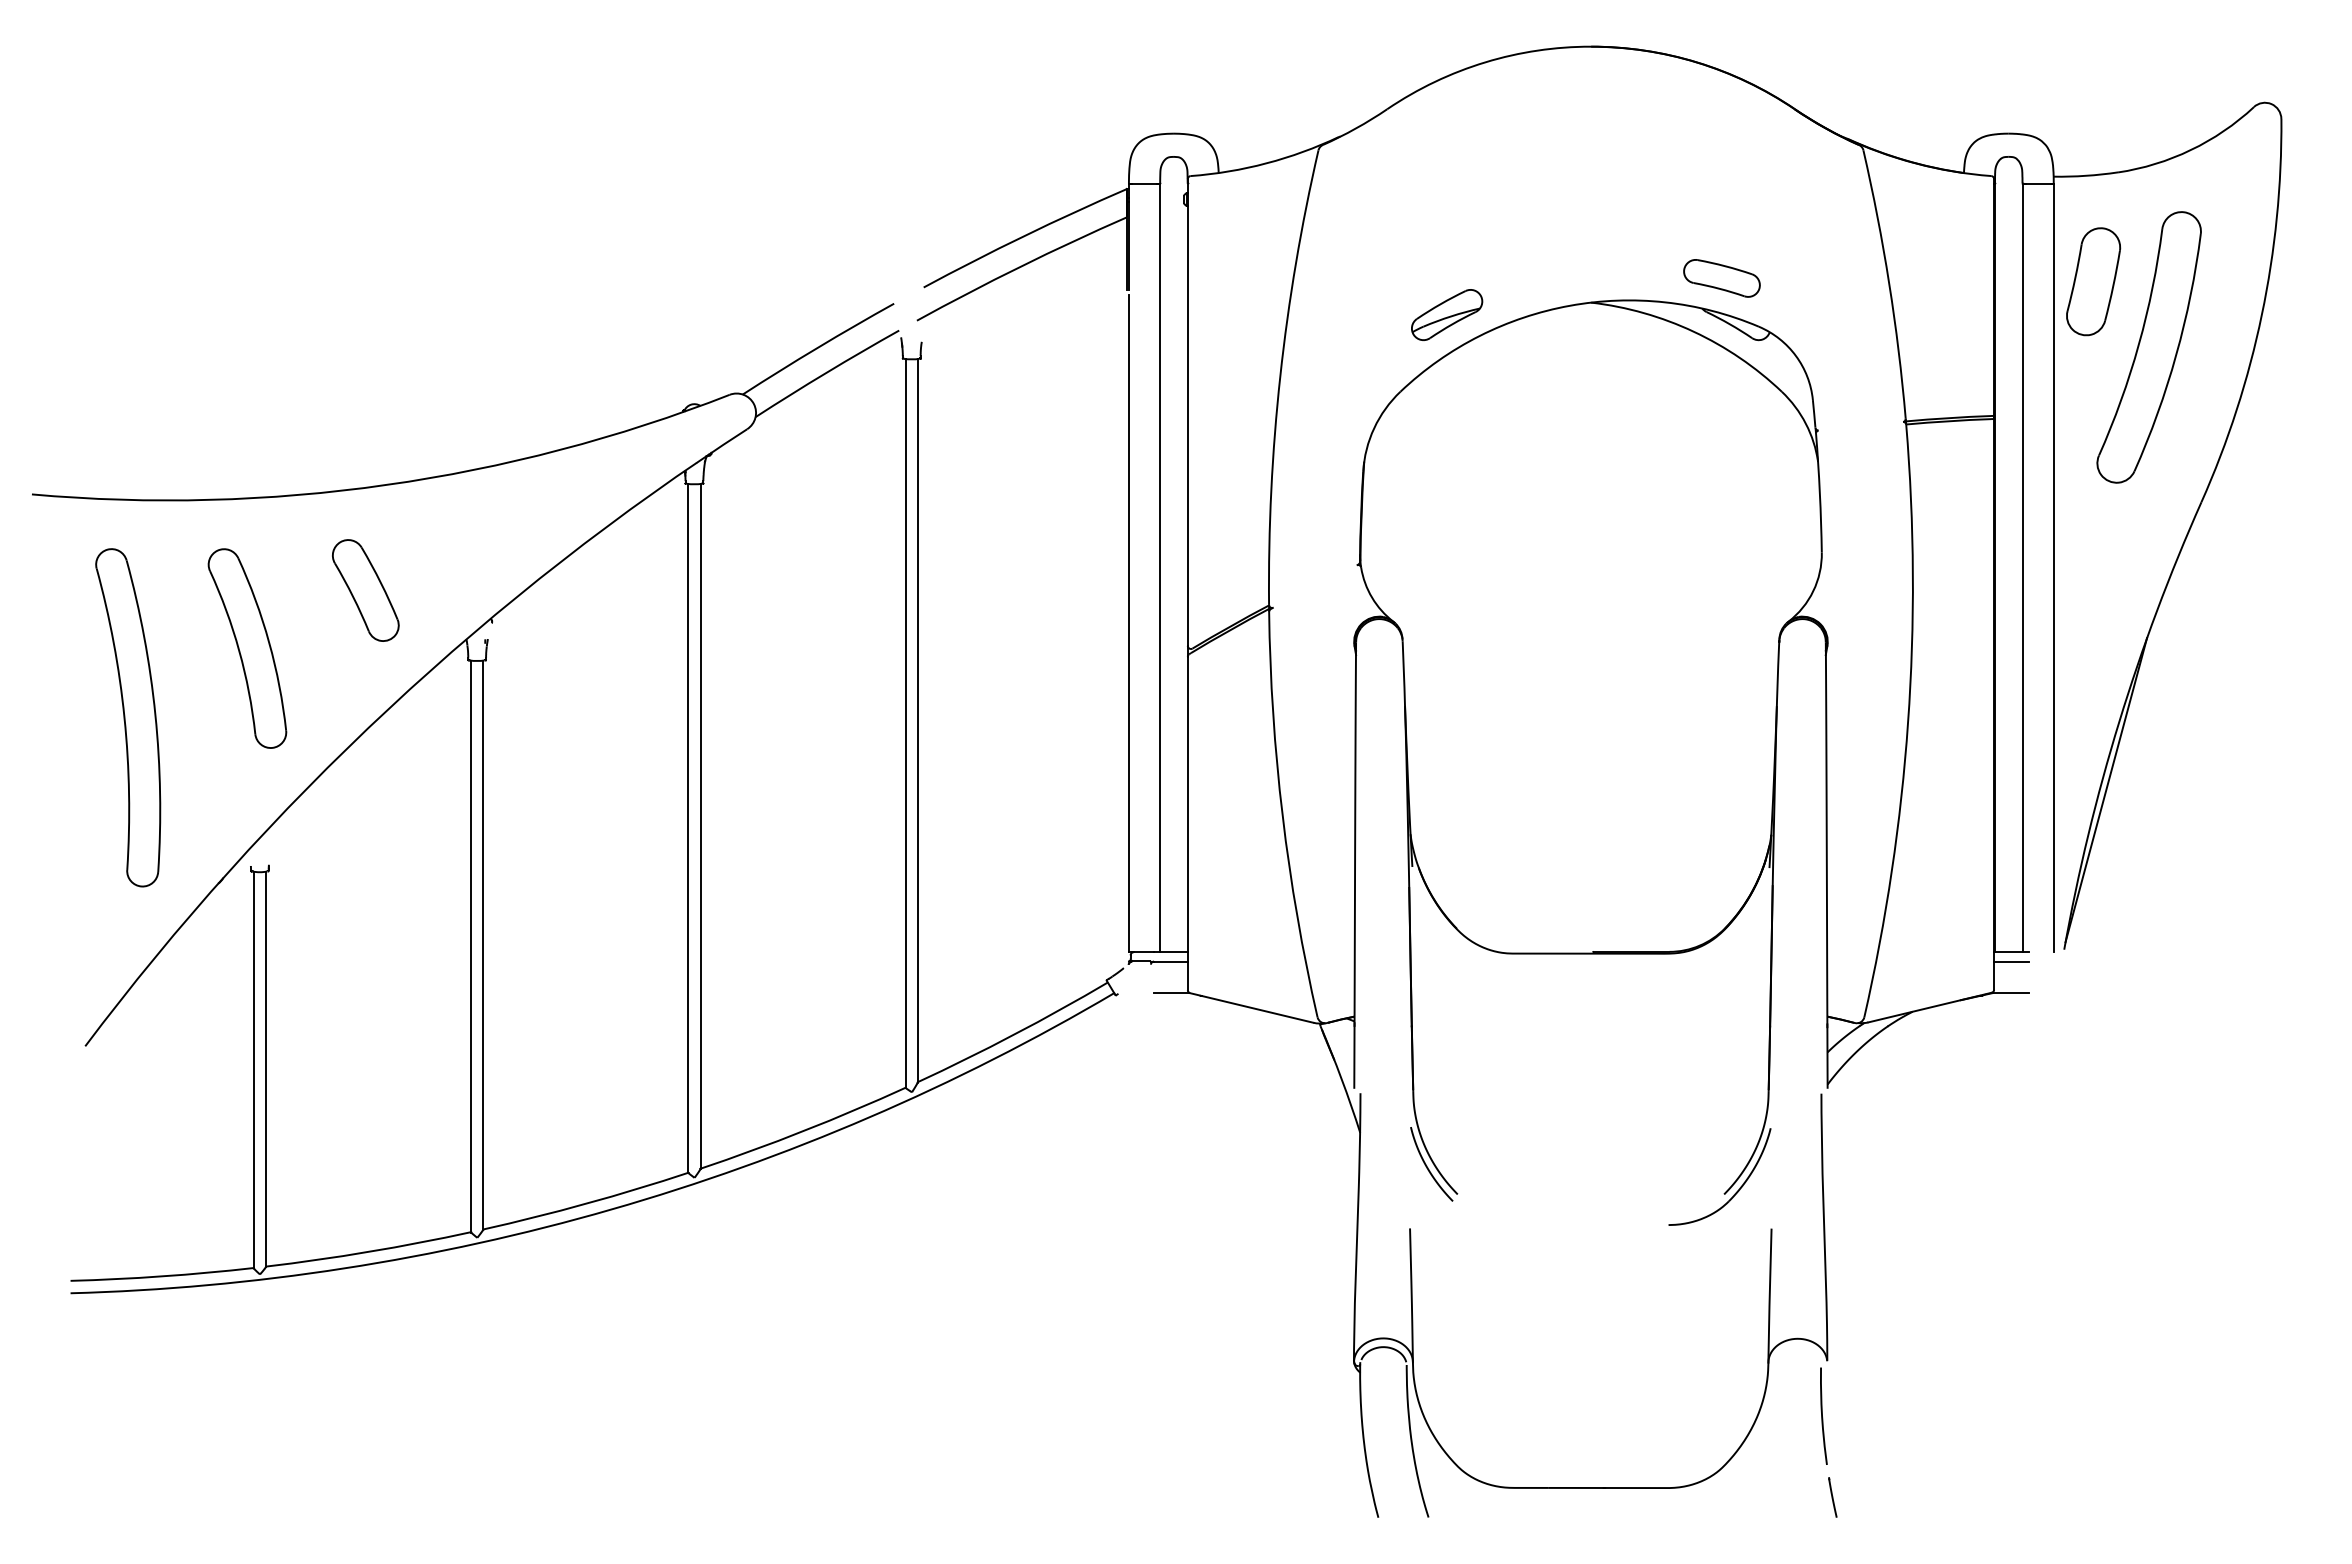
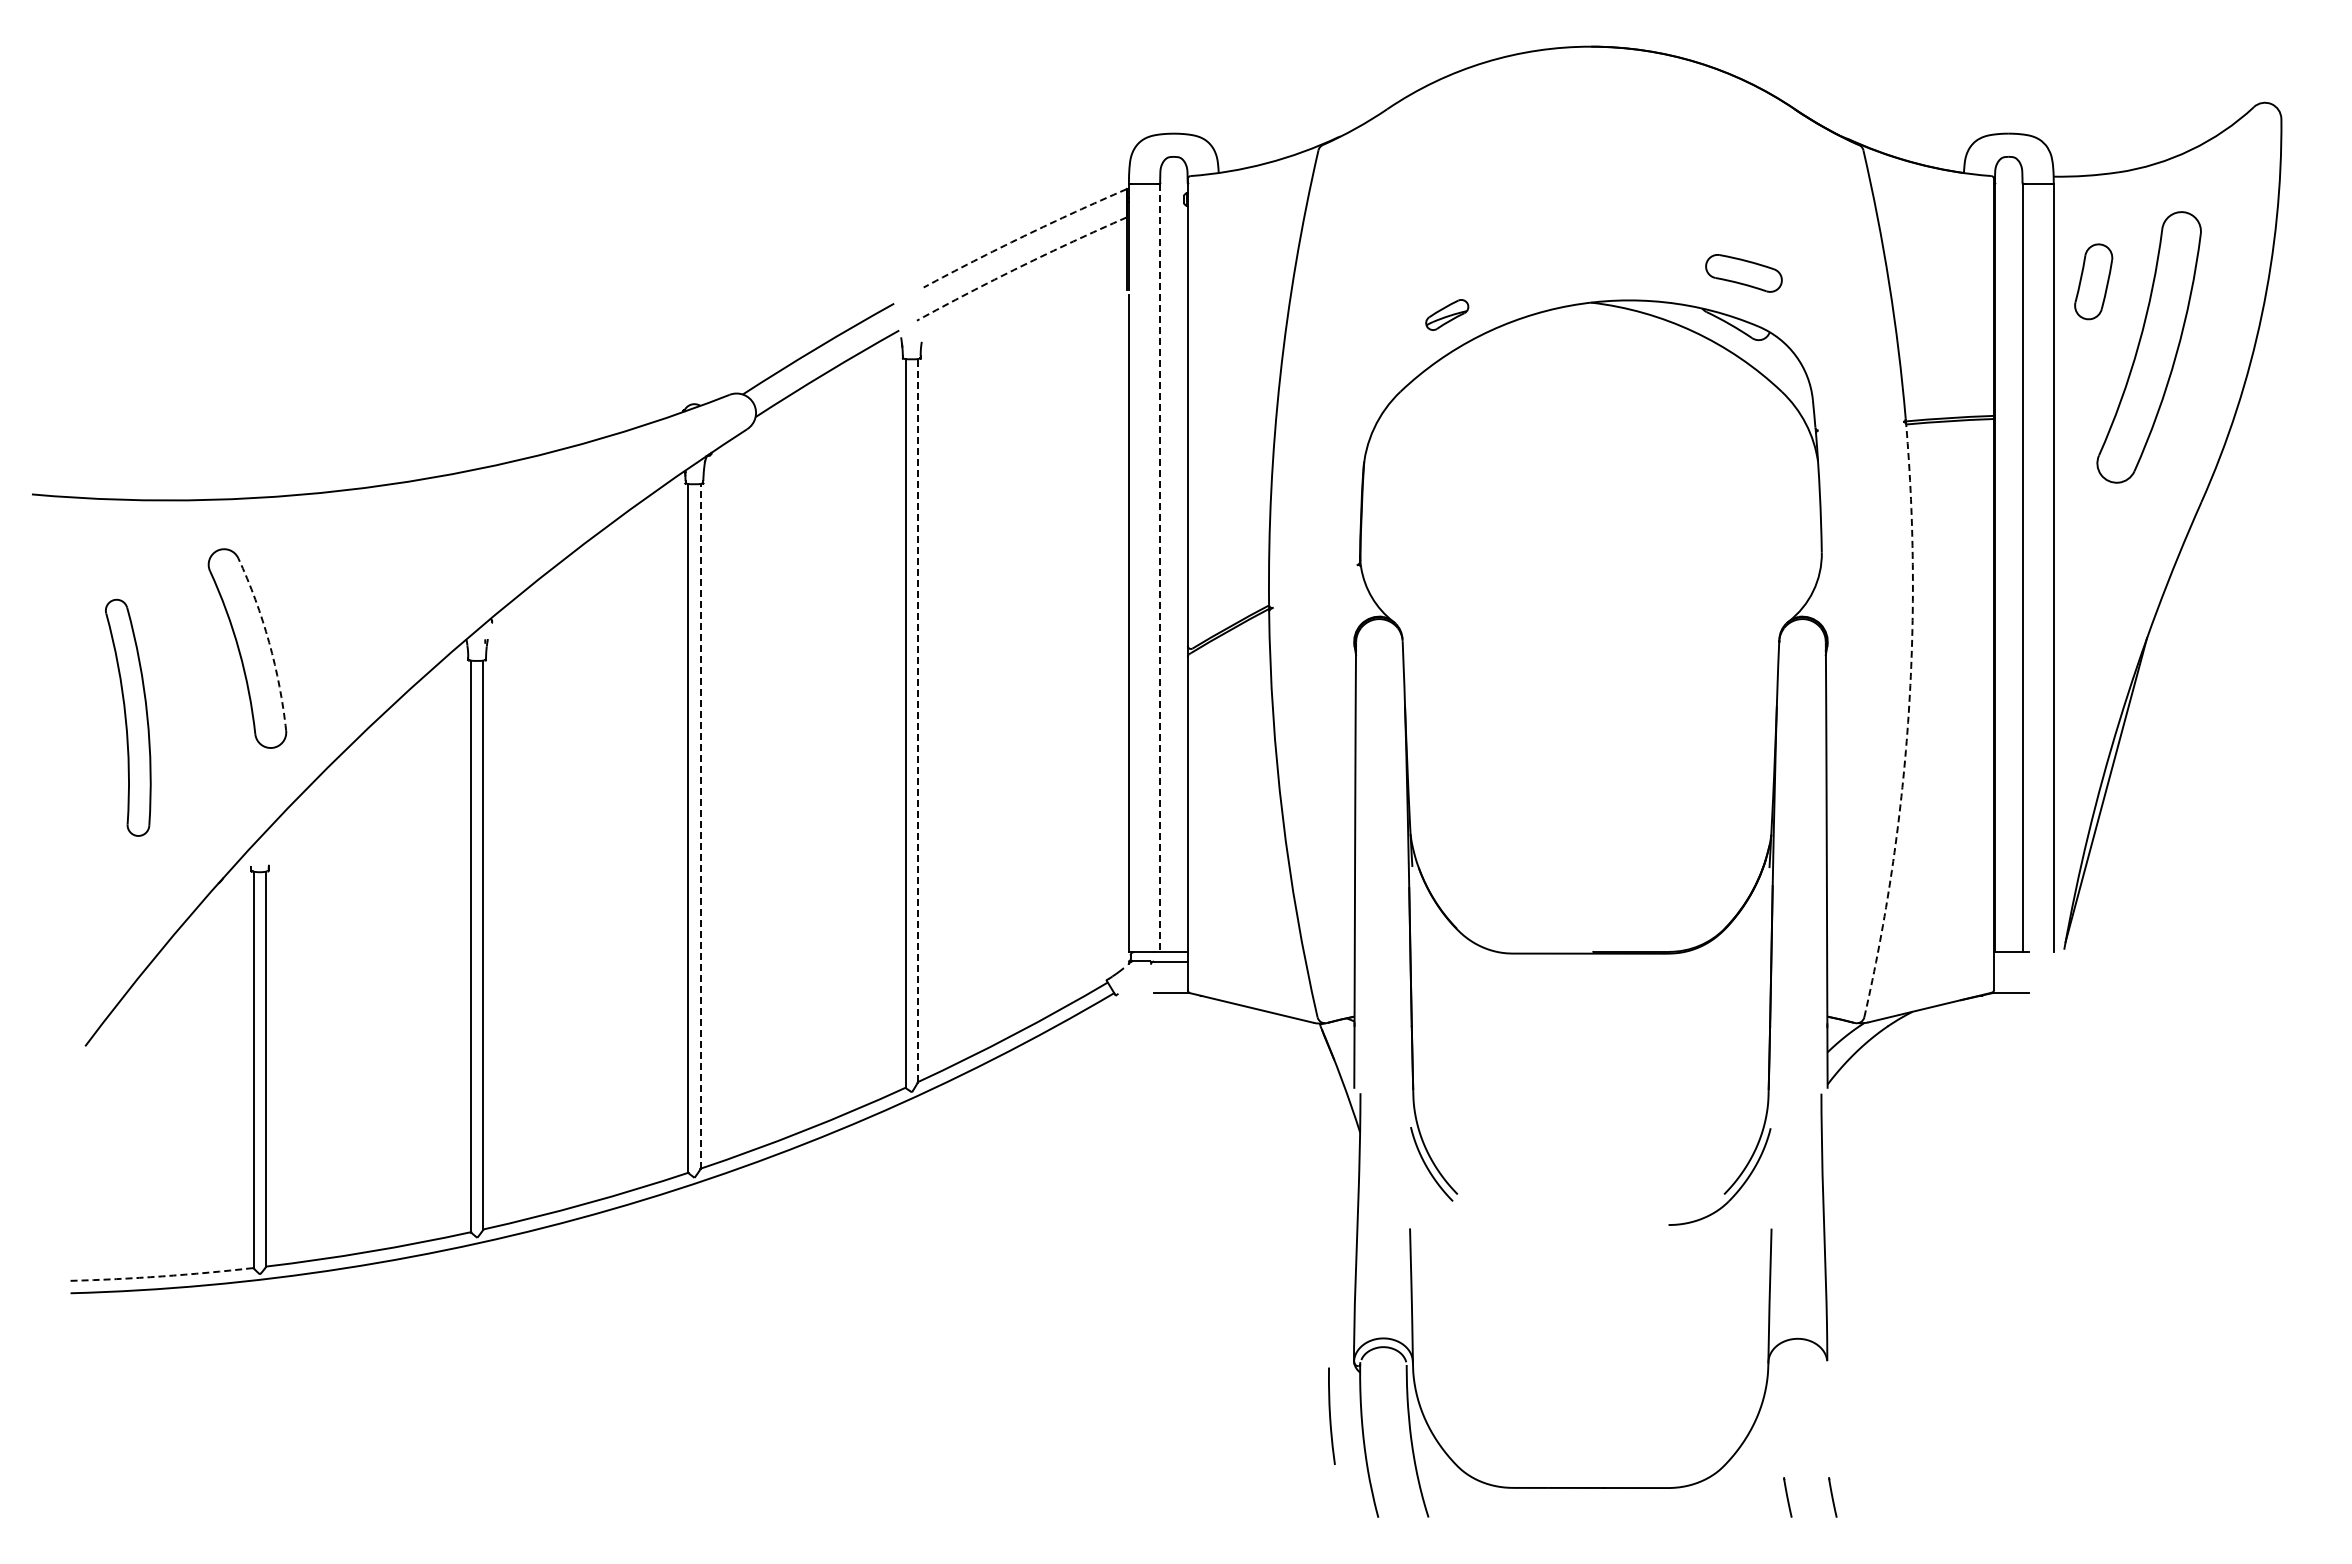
arc: solid -> dashed (1024, 236)
arc: solid -> dashed (1020, 266)
part position: (1721, 278) -> (1743, 273) (1743, 273)
part size: 56x110 px -> 40x78 px (2093, 281)
part size: 73x52 px -> 45x32 px (1447, 314)
line: solid -> dashed (1160, 568)
part: present -> none (365, 590)
arc: solid -> dashed (269, 642)
part size: 67x340 px -> 47x239 px (128, 717)
line: solid -> dashed (917, 720)
arc: solid -> dashed (1908, 722)
line: solid -> dashed (700, 825)
line: present -> none (2011, 961)
arc: solid -> dashed (162, 1276)
curve position: (1822, 1415) -> (1330, 1415) (1330, 1415)
line: none -> present (1787, 1497)
